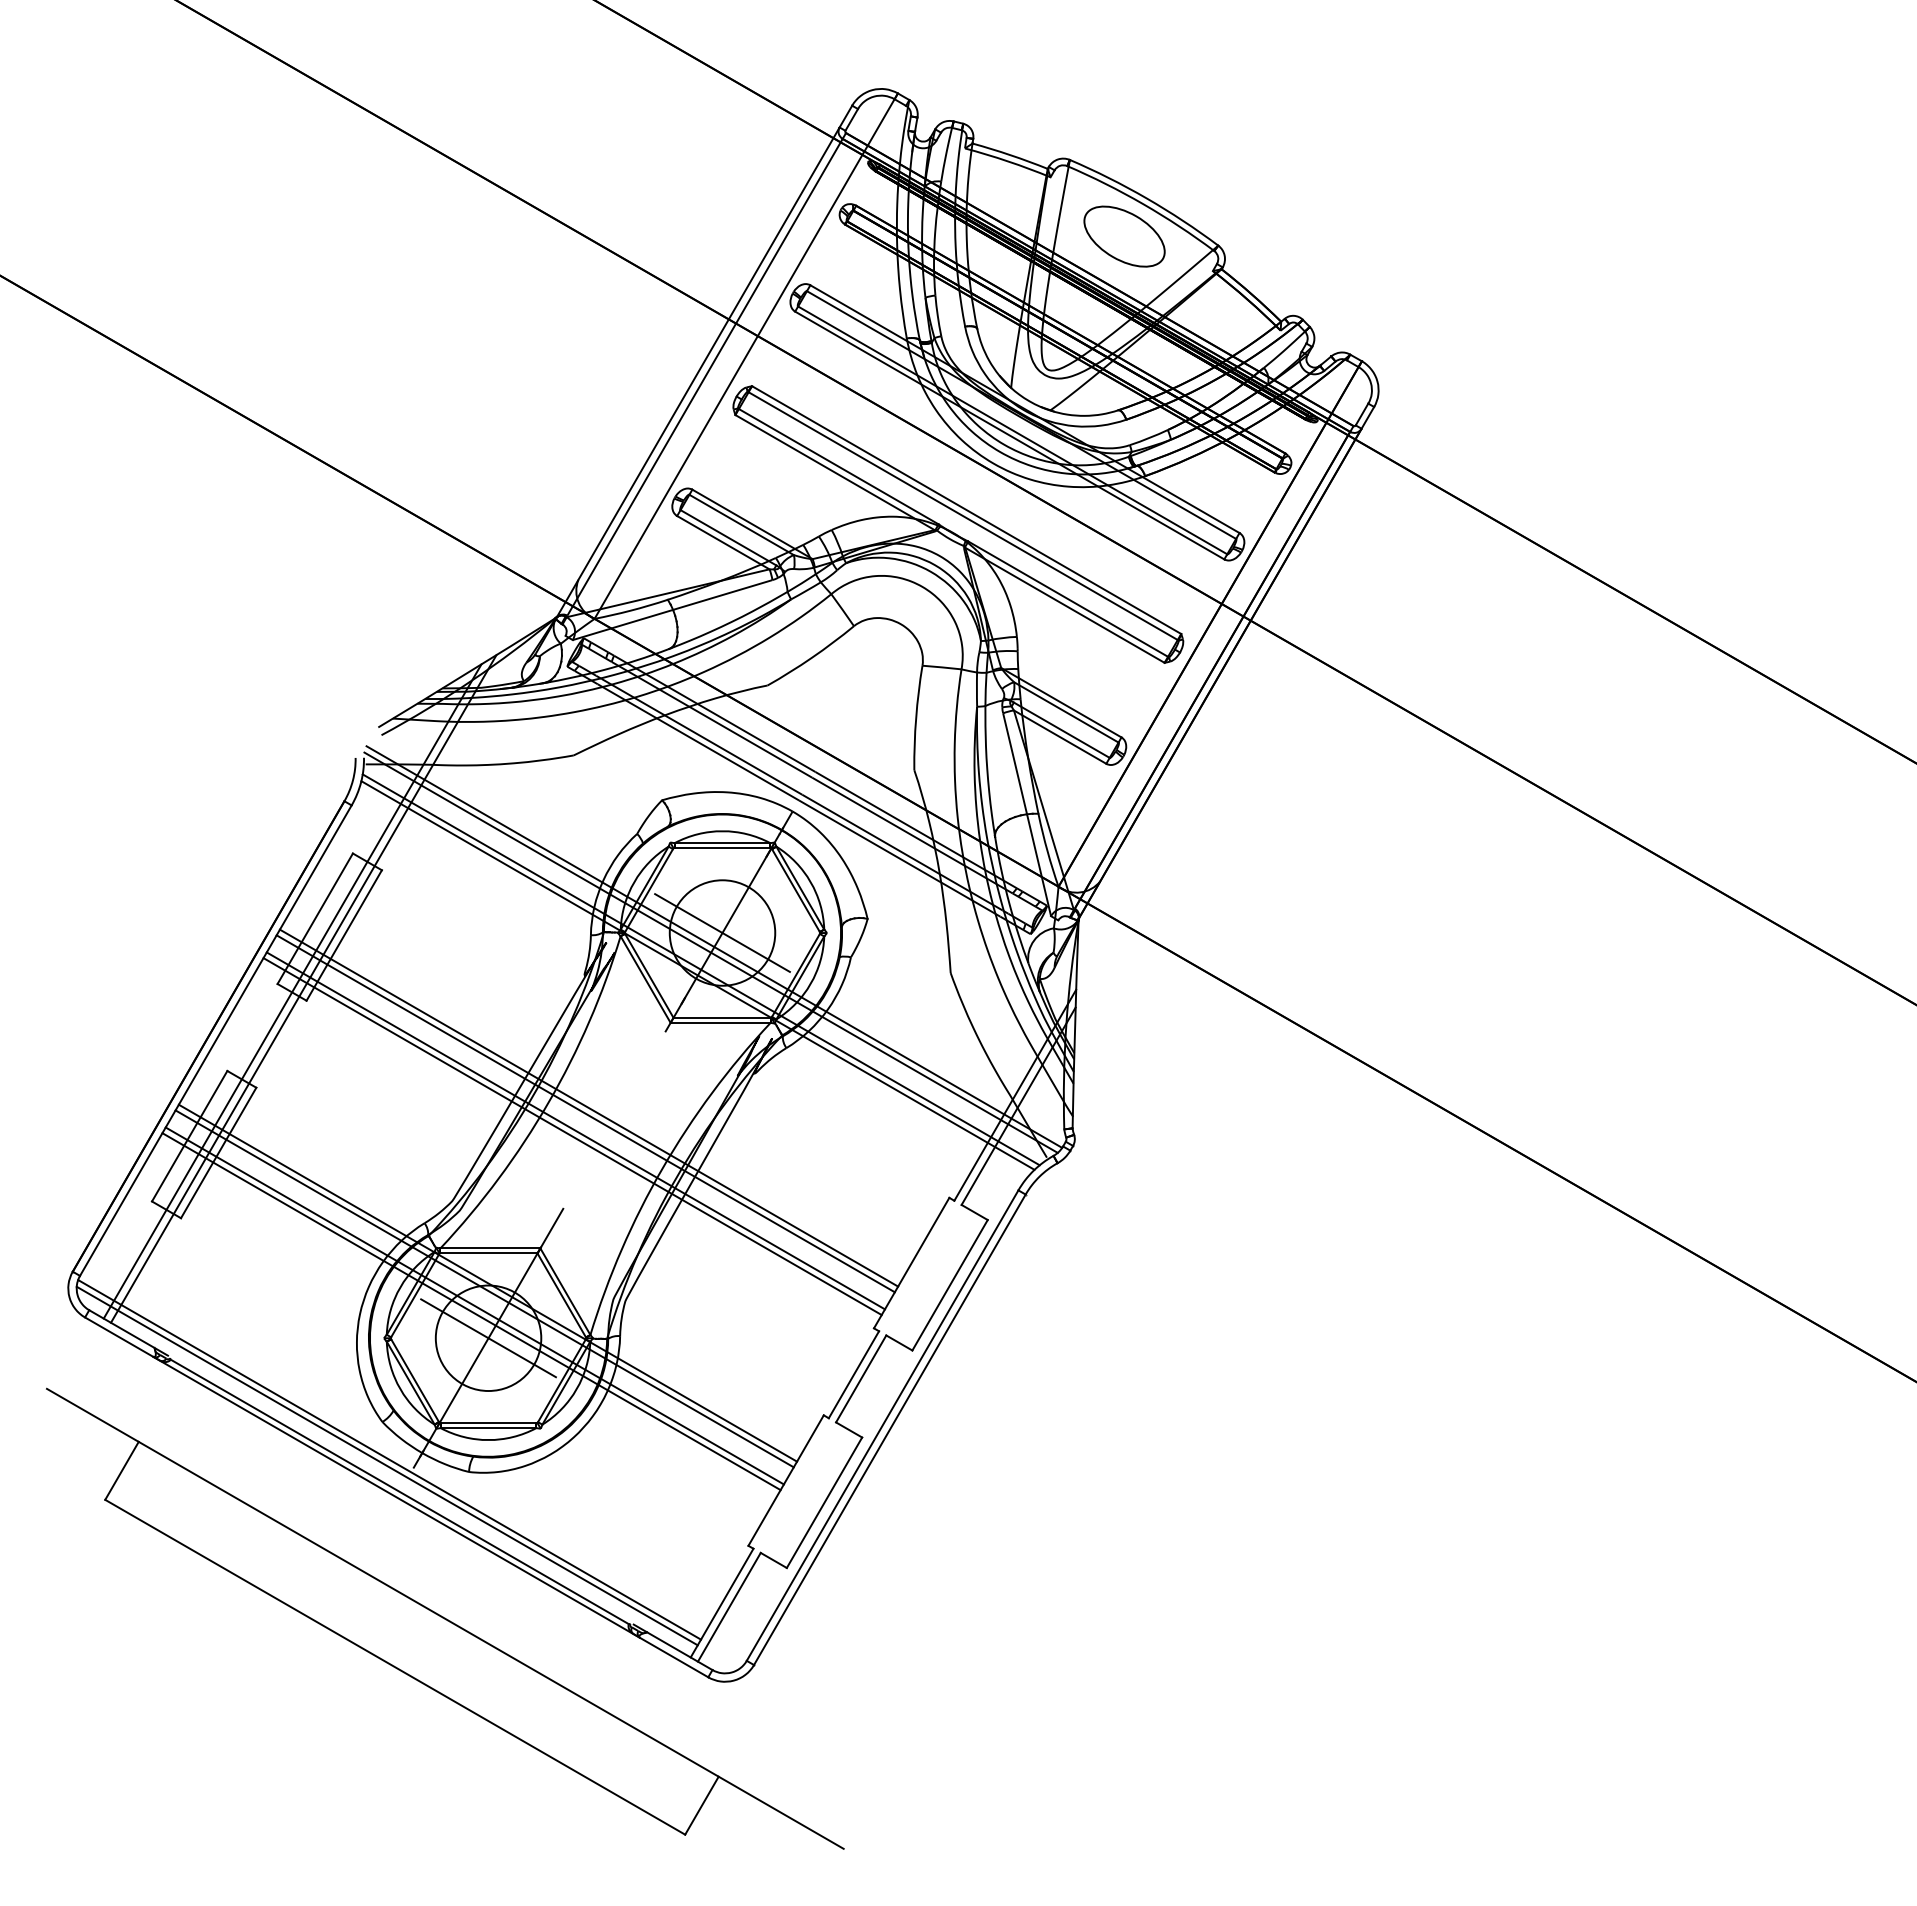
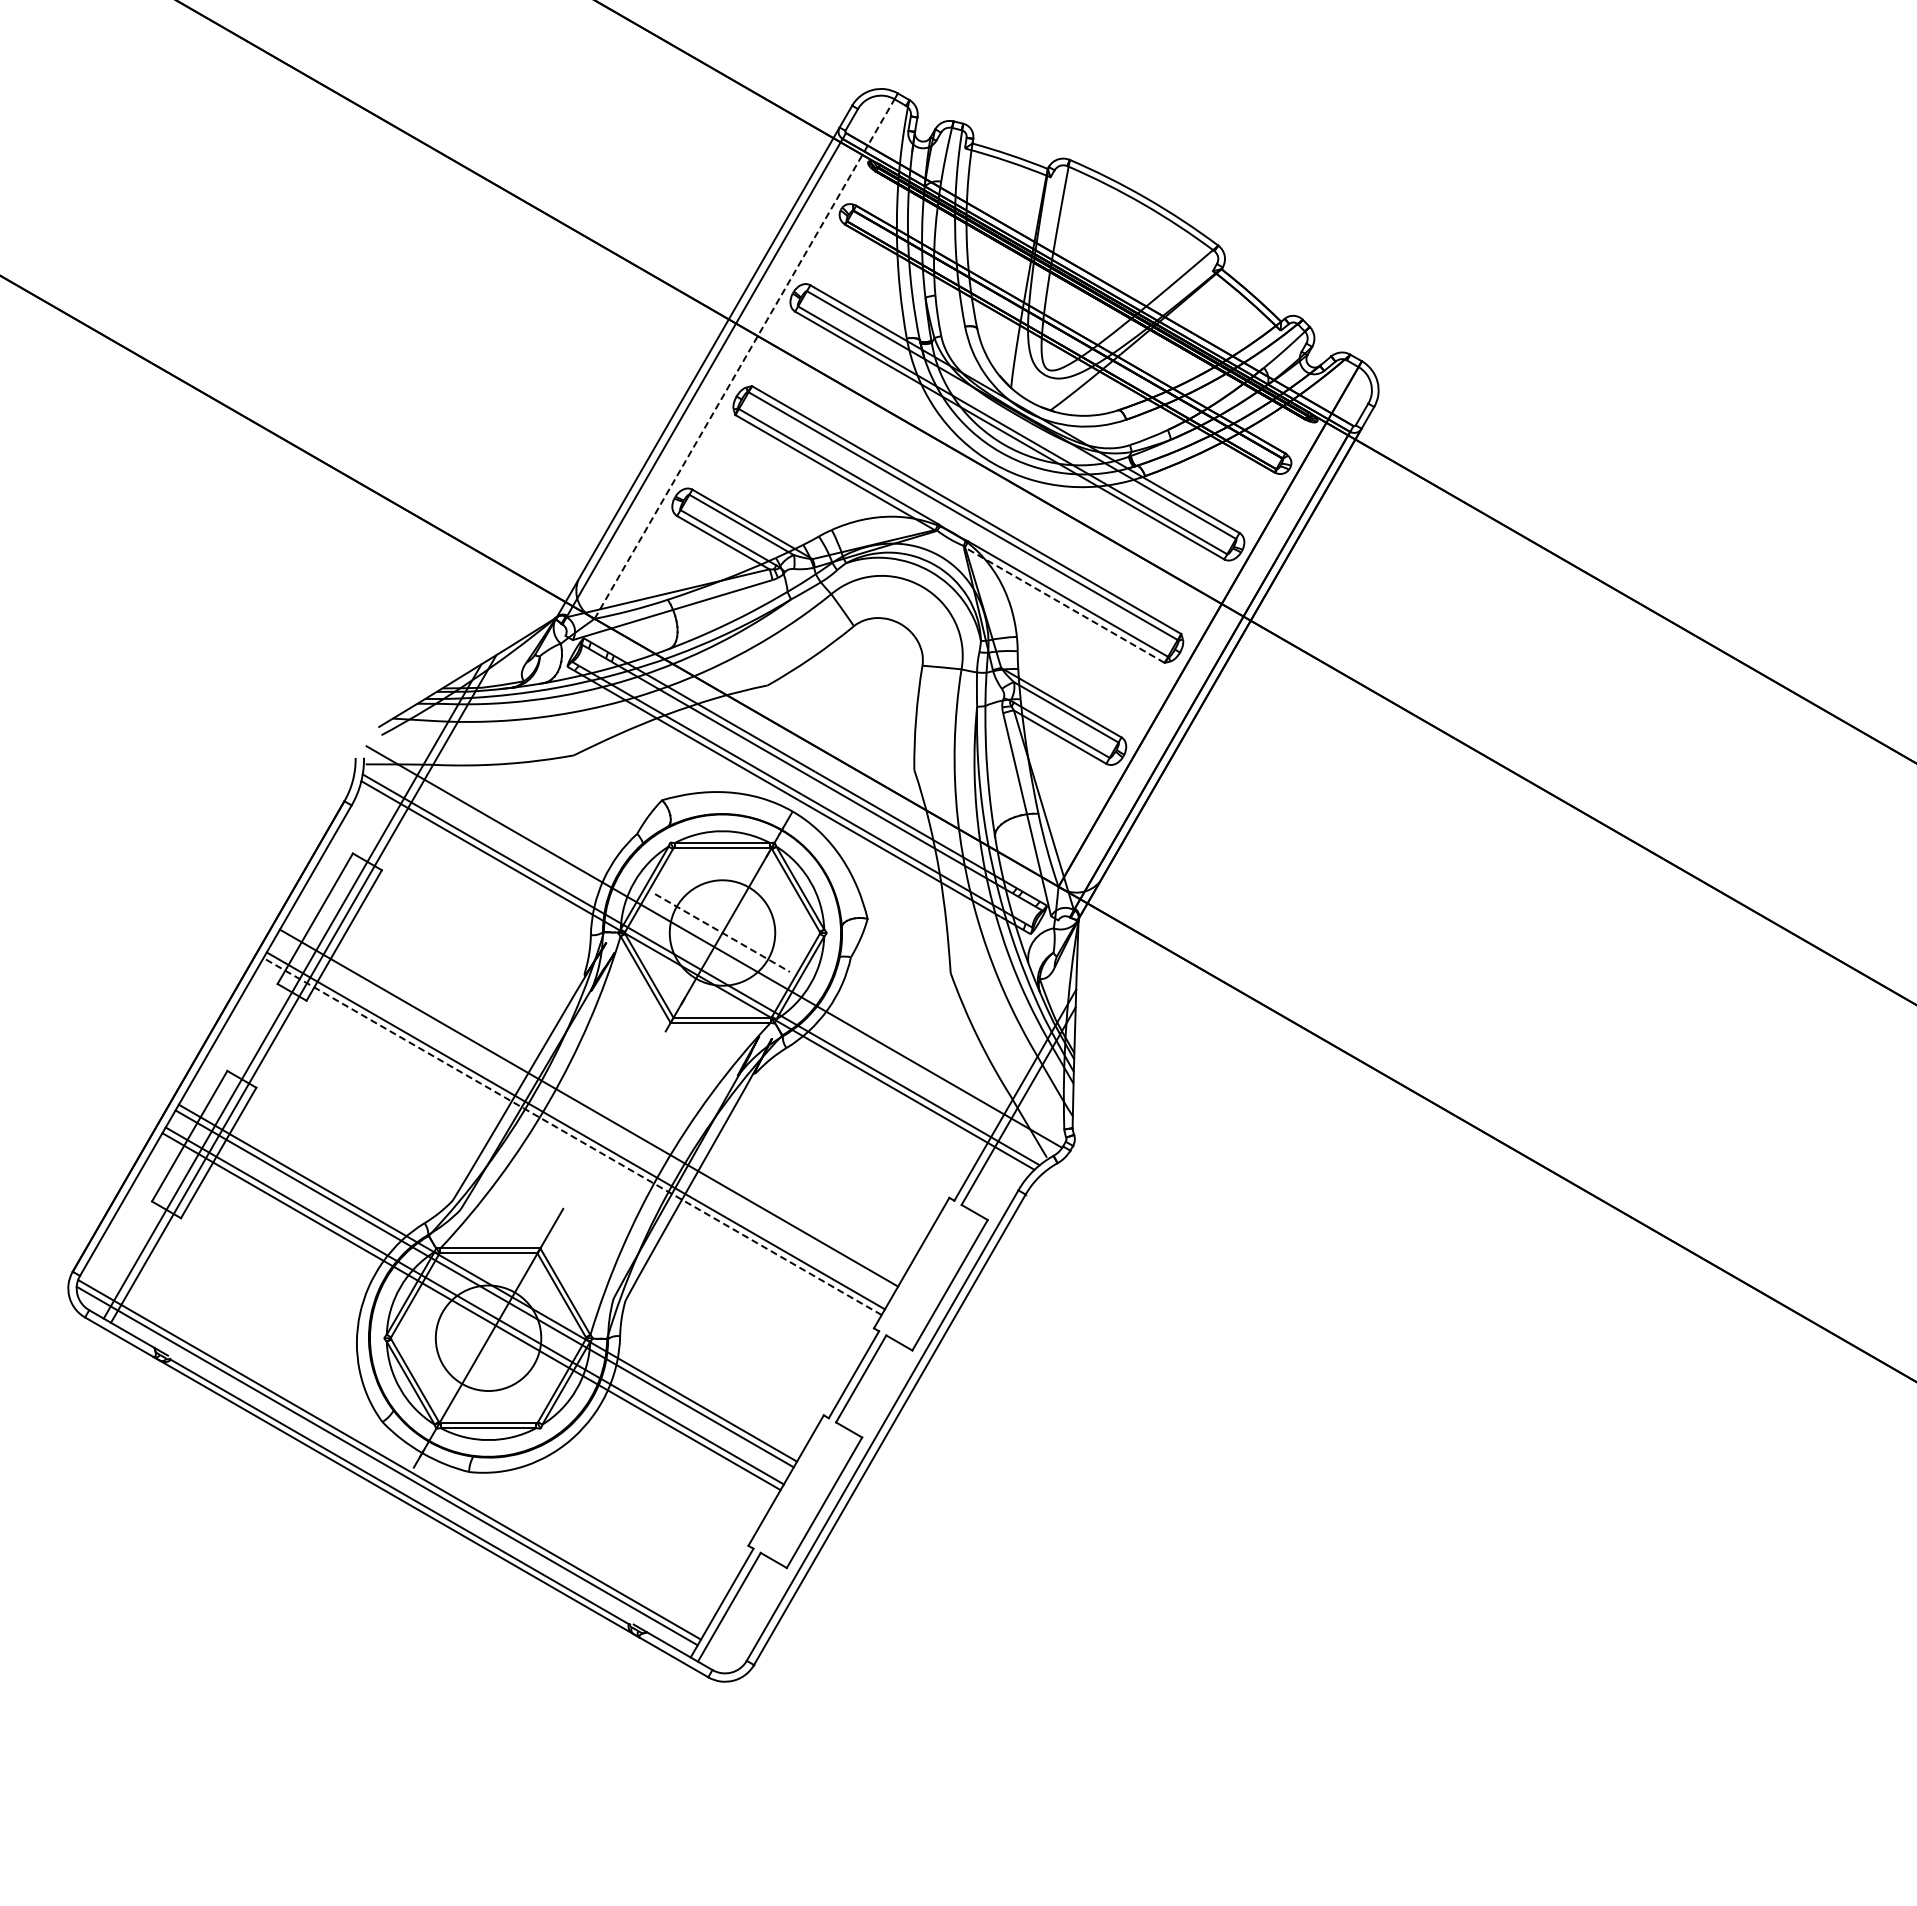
part: present -> none (1124, 236)
line: solid -> dashed (746, 355)
line: solid -> dashed (1064, 605)
line: solid -> dashed (722, 933)
line: present -> none (710, 952)
line: present -> none (585, 1113)
line: solid -> dashed (572, 1136)
line: present -> none (488, 1338)
part: present -> none (445, 1618)
